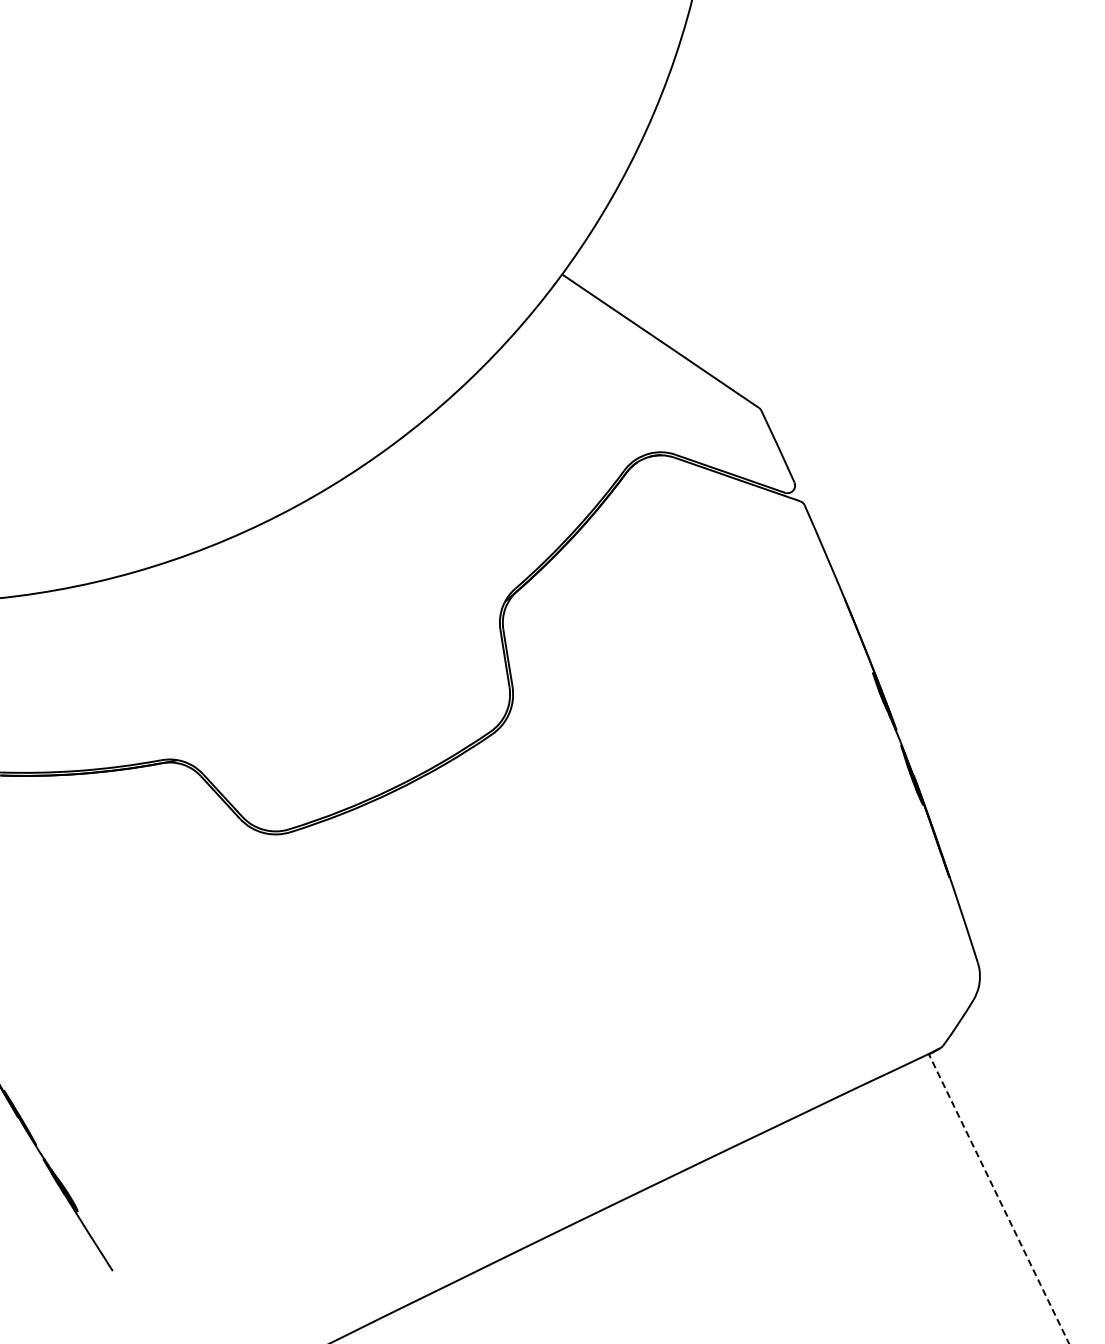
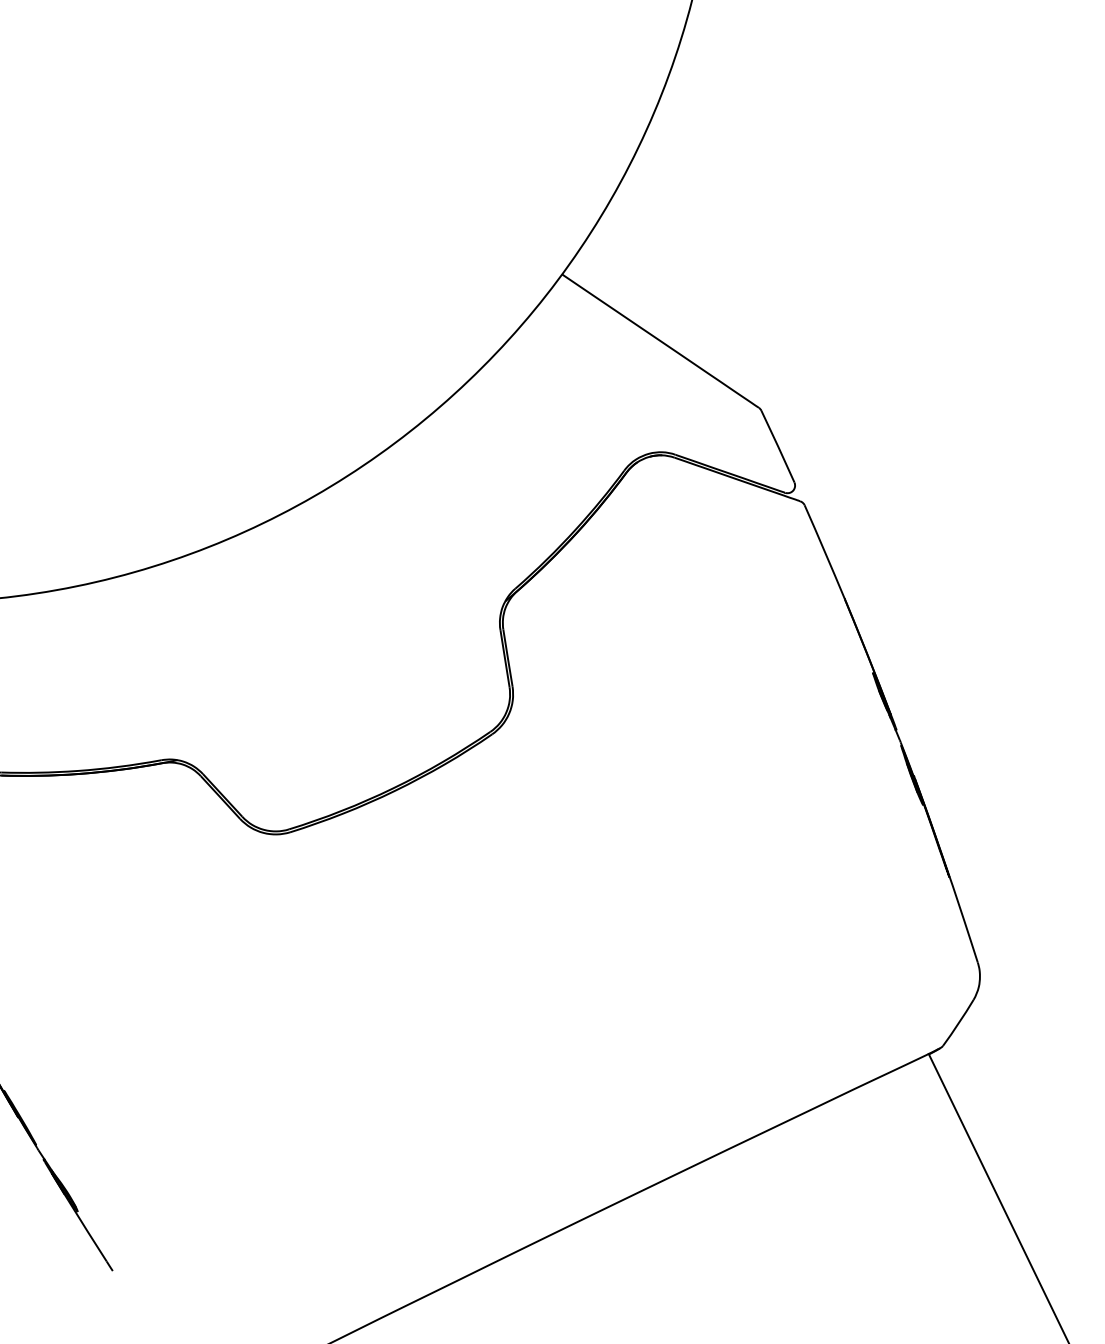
line: dashed -> solid (998, 1198)
